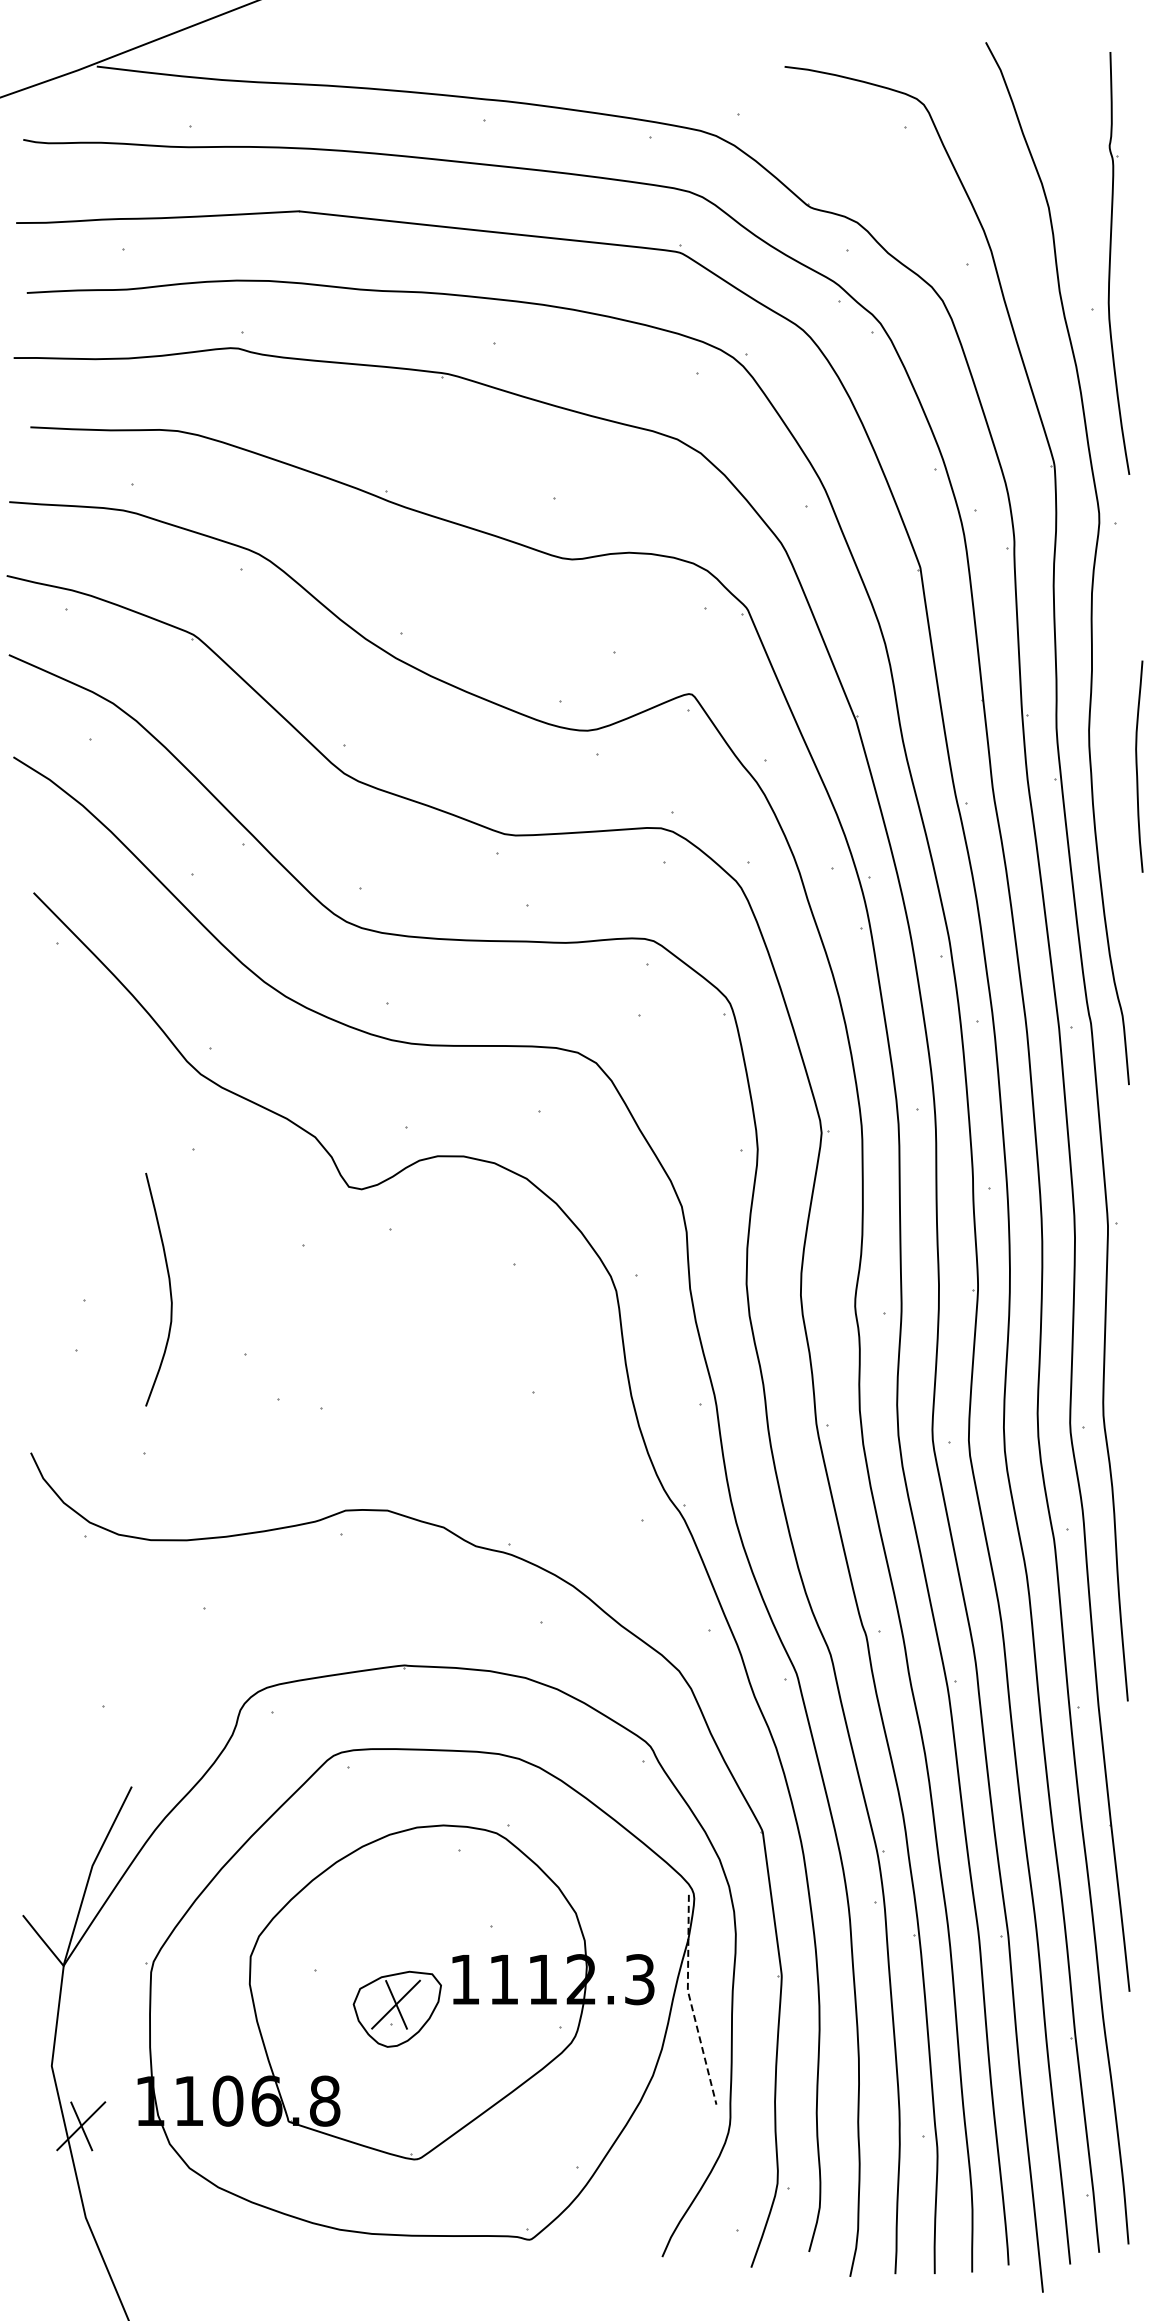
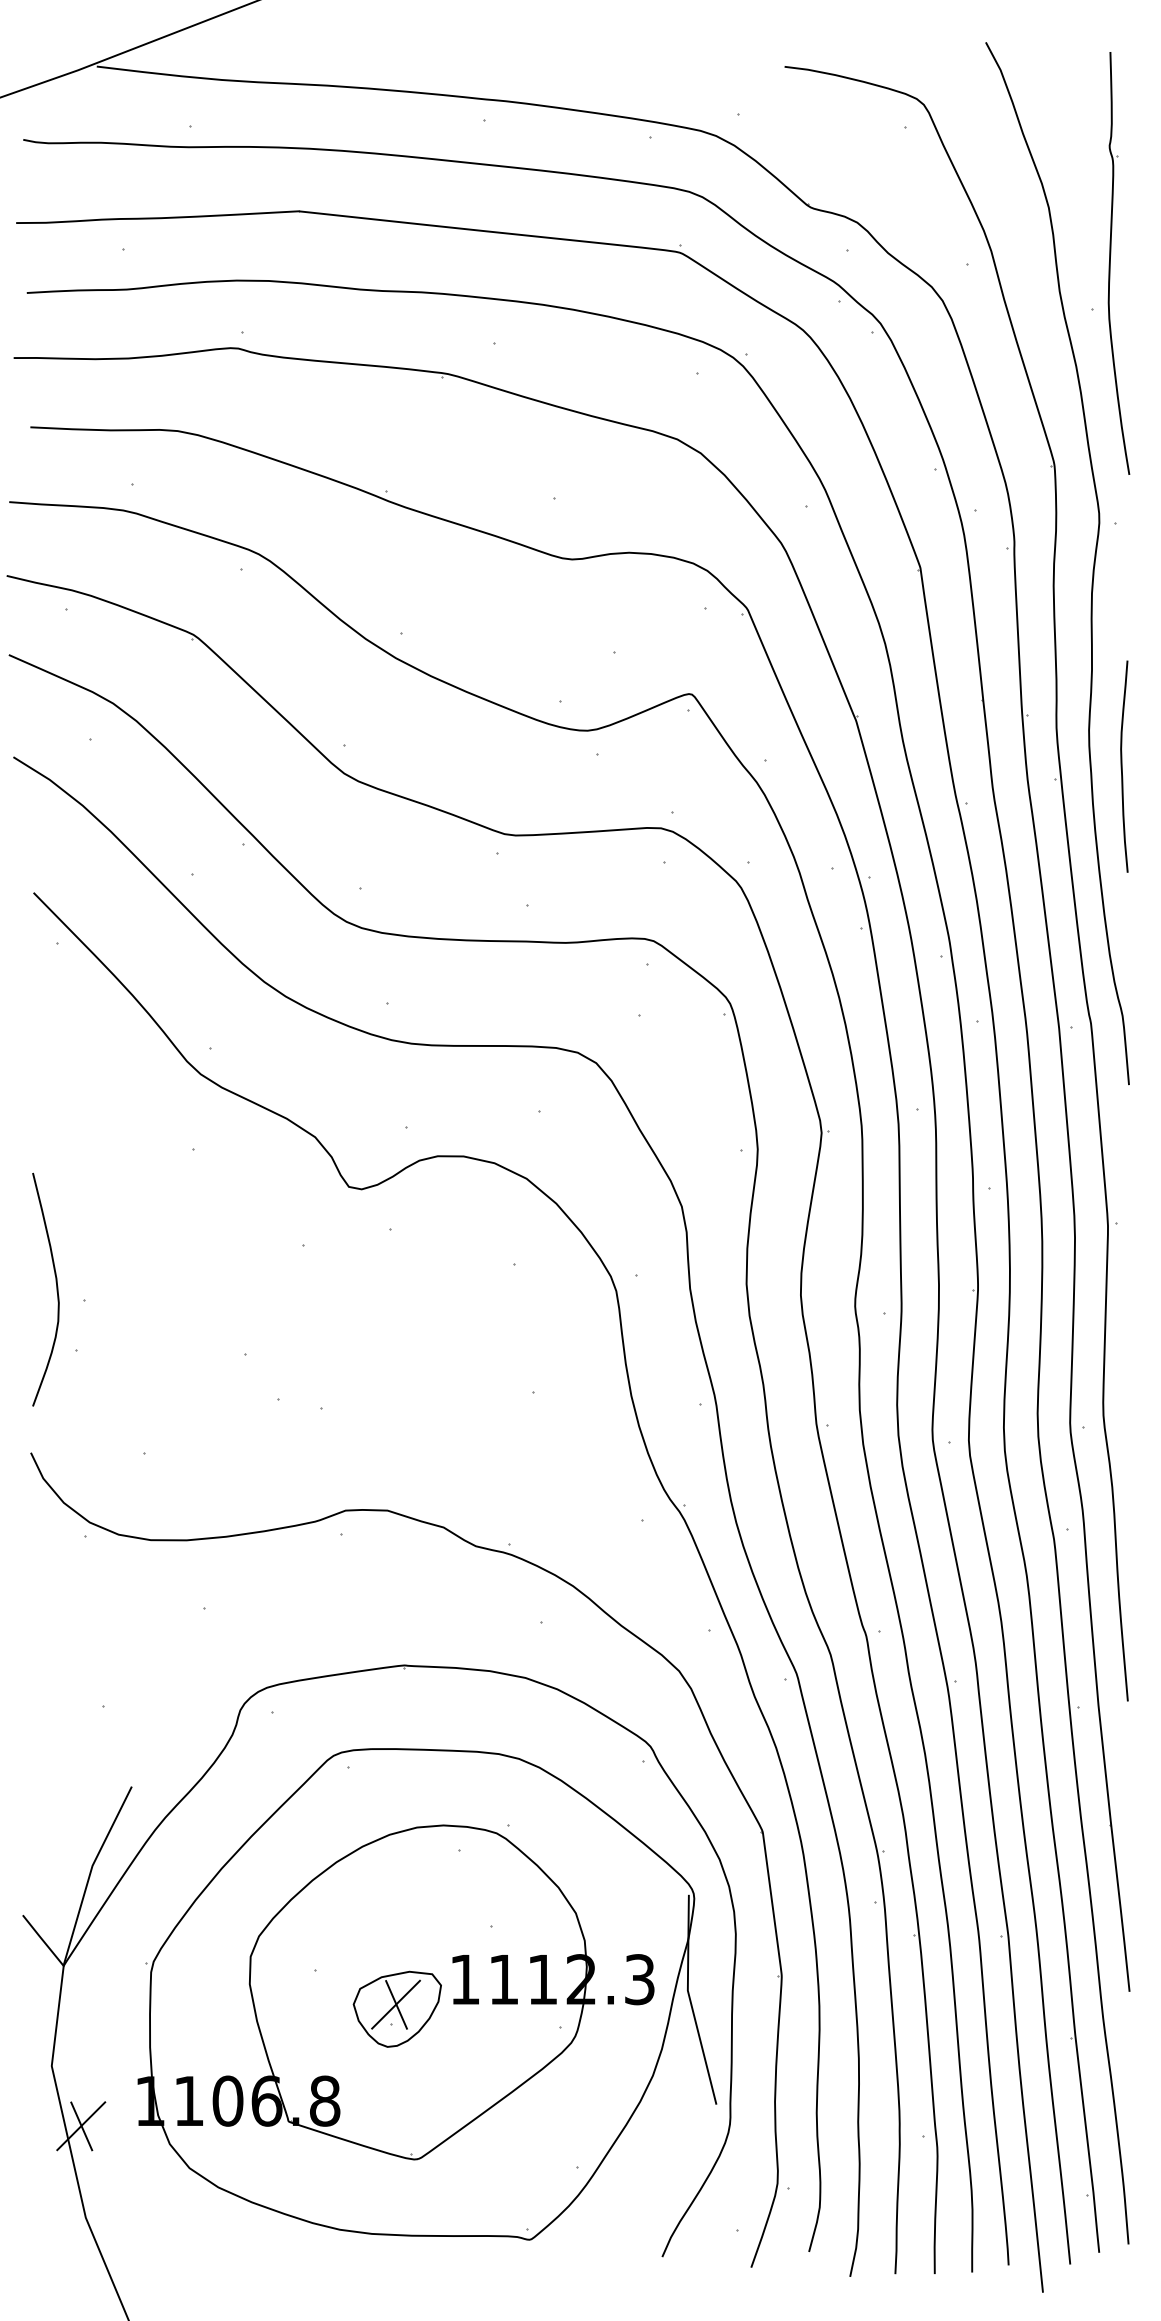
curve position: (1137, 766) -> (1122, 766) (1122, 766)
curve position: (169, 1289) -> (56, 1289) (56, 1289)
line: dashed -> solid (690, 2001)
